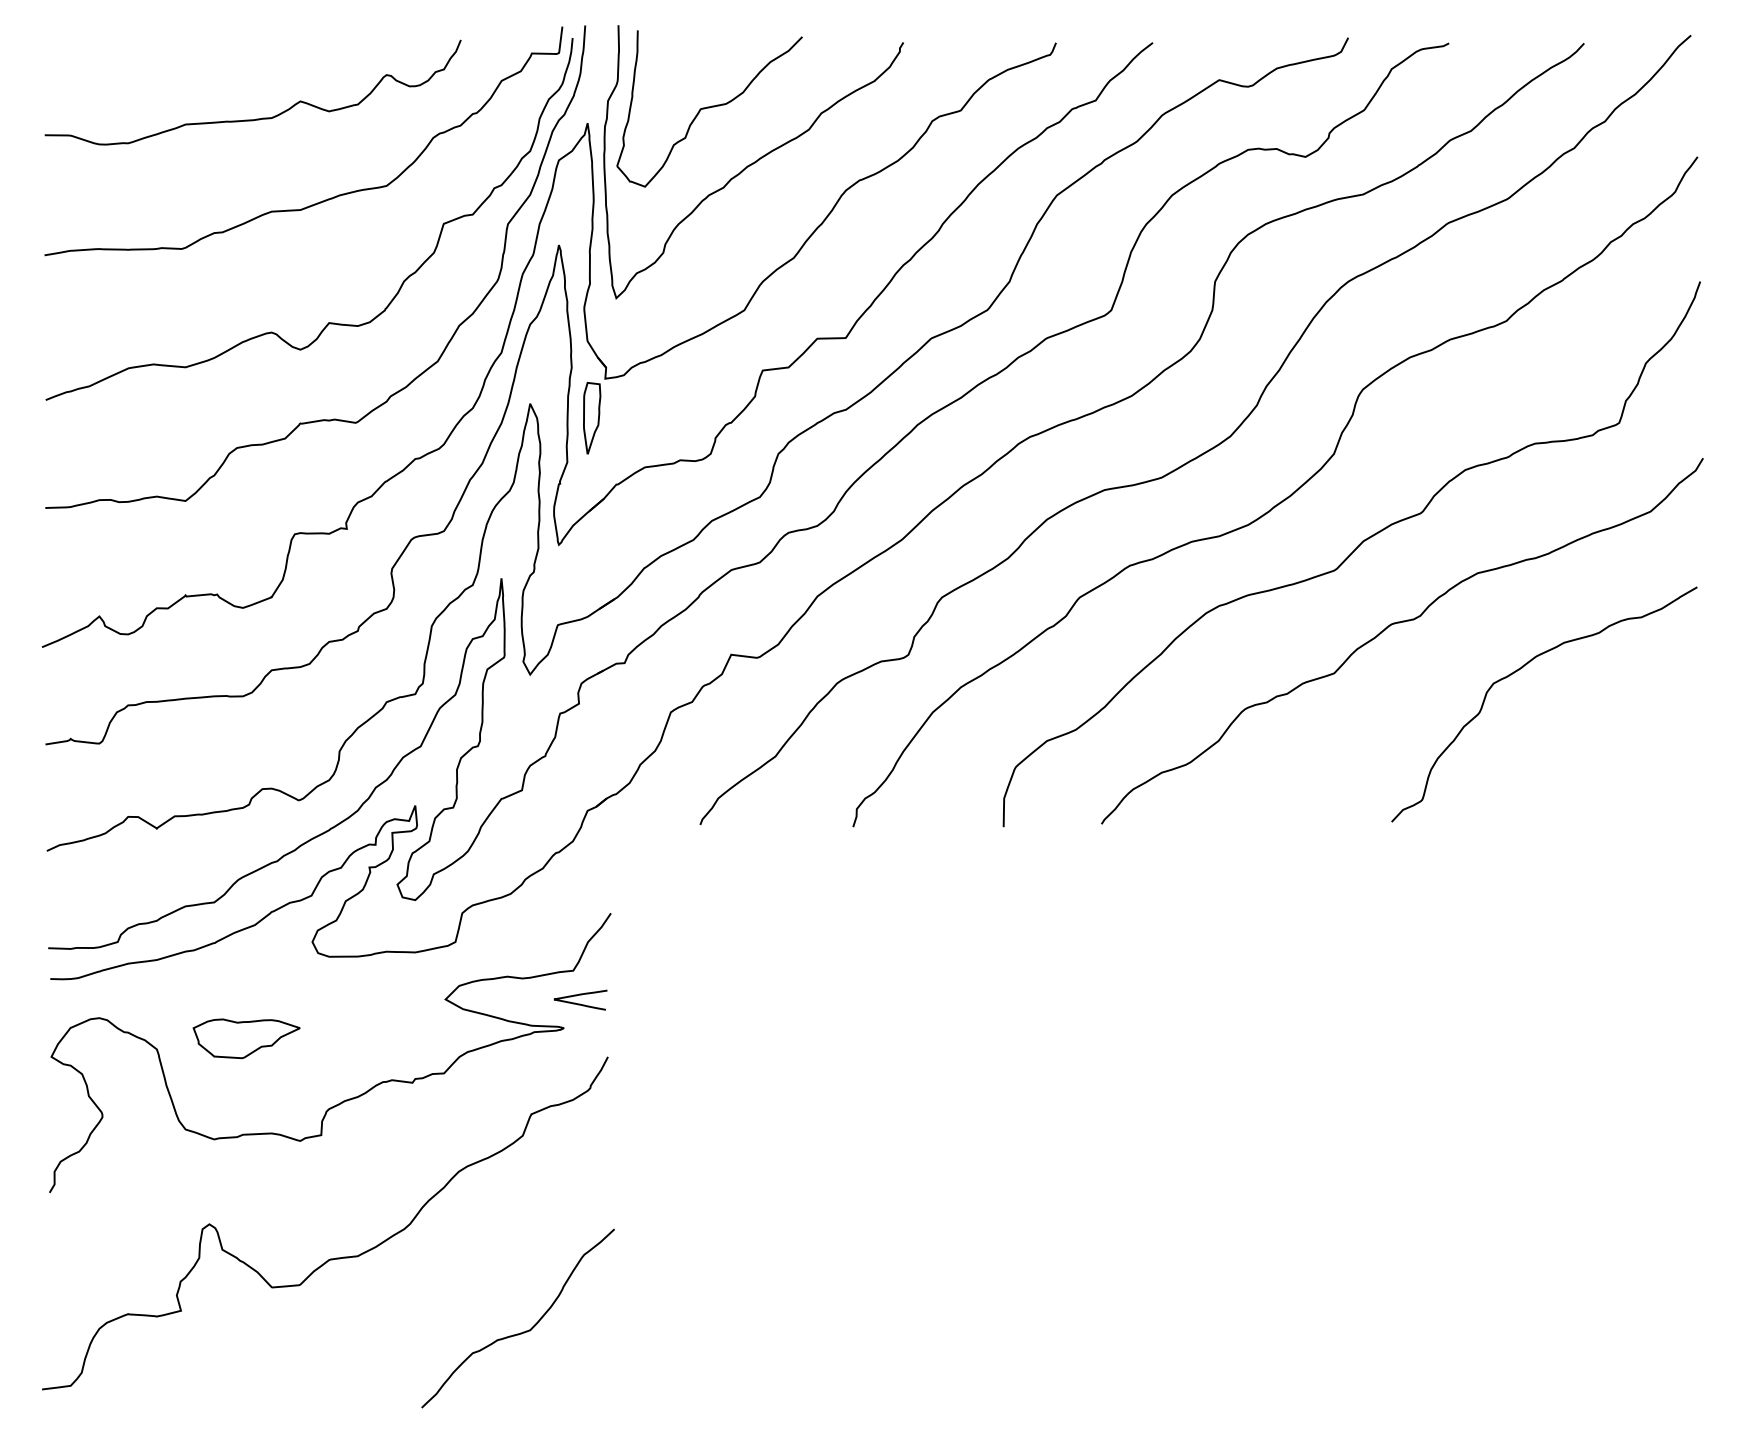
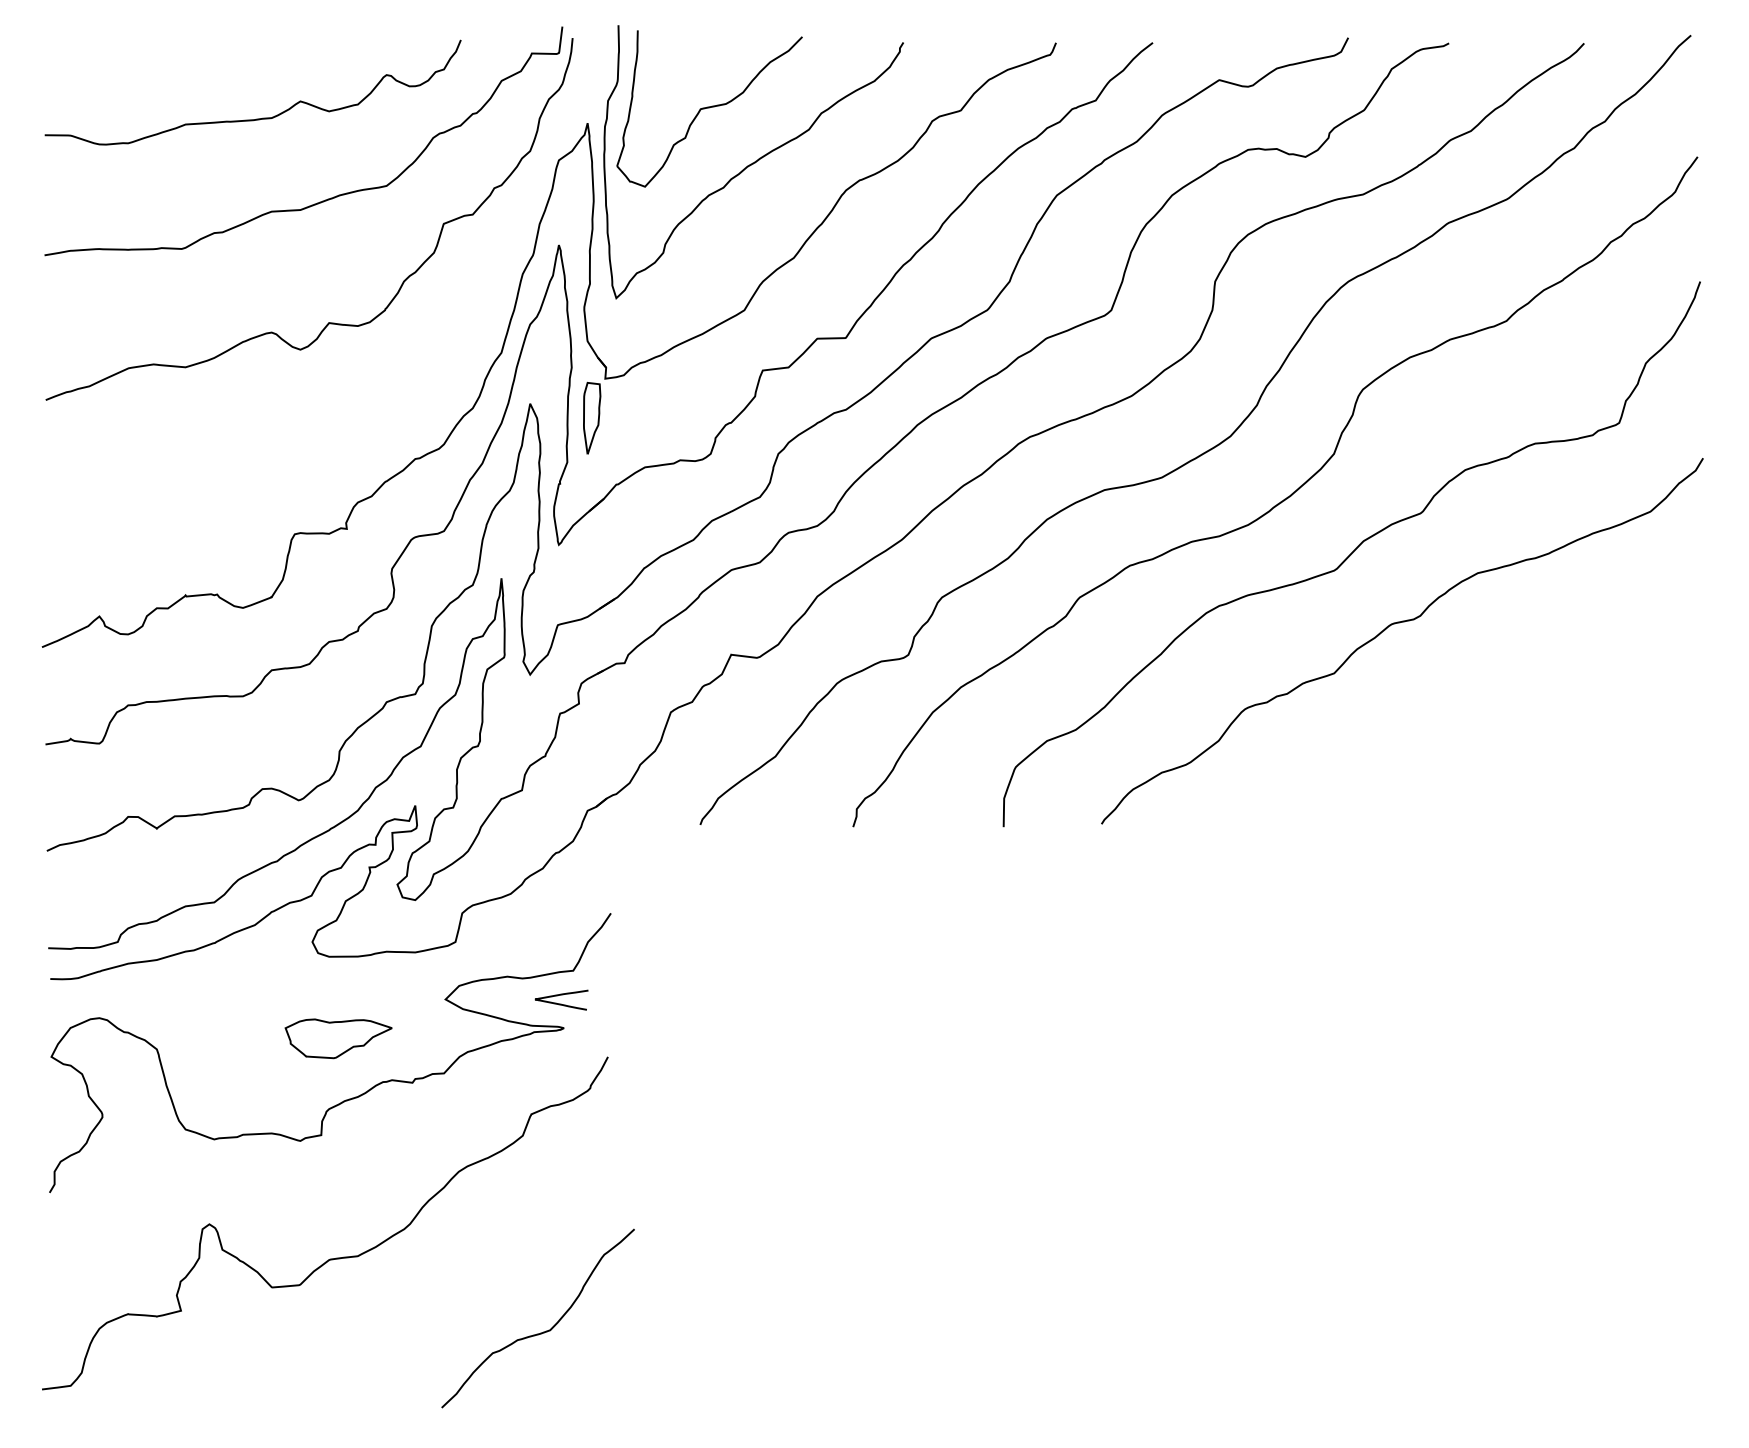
curve: present -> none (391, 394)
curve: present -> none (1522, 668)
curve position: (580, 995) -> (561, 995) (561, 995)
part position: (246, 1038) -> (338, 1038) (338, 1038)
curve position: (523, 1331) -> (543, 1331) (543, 1331)
